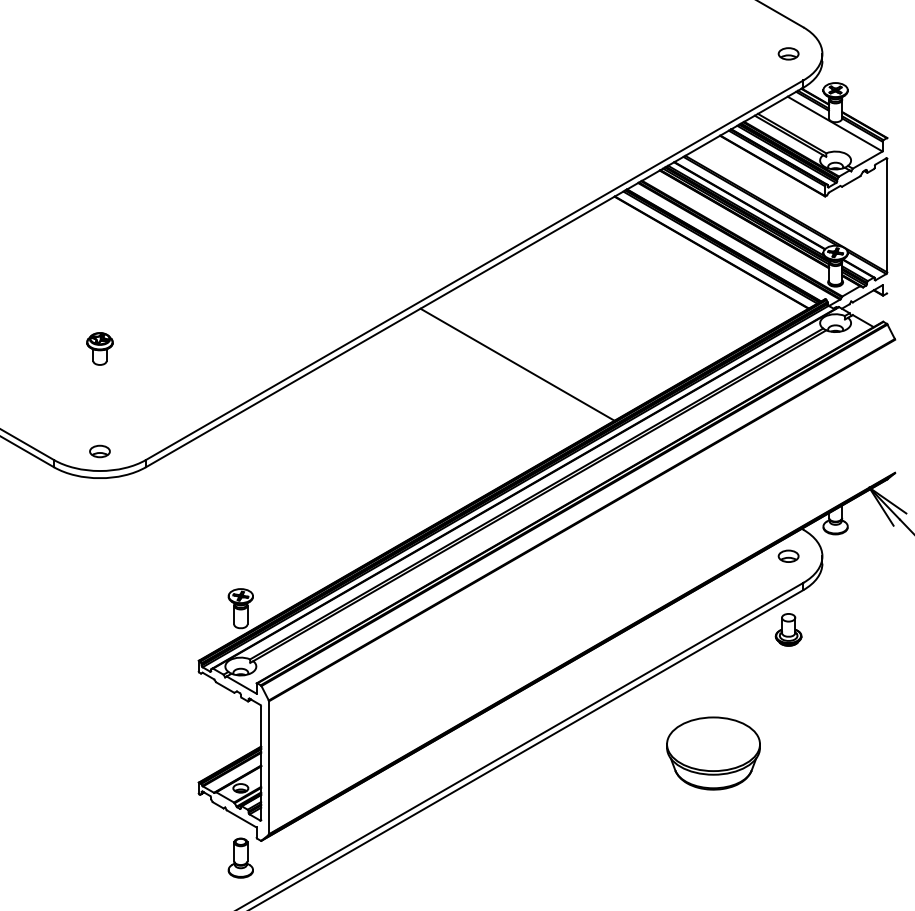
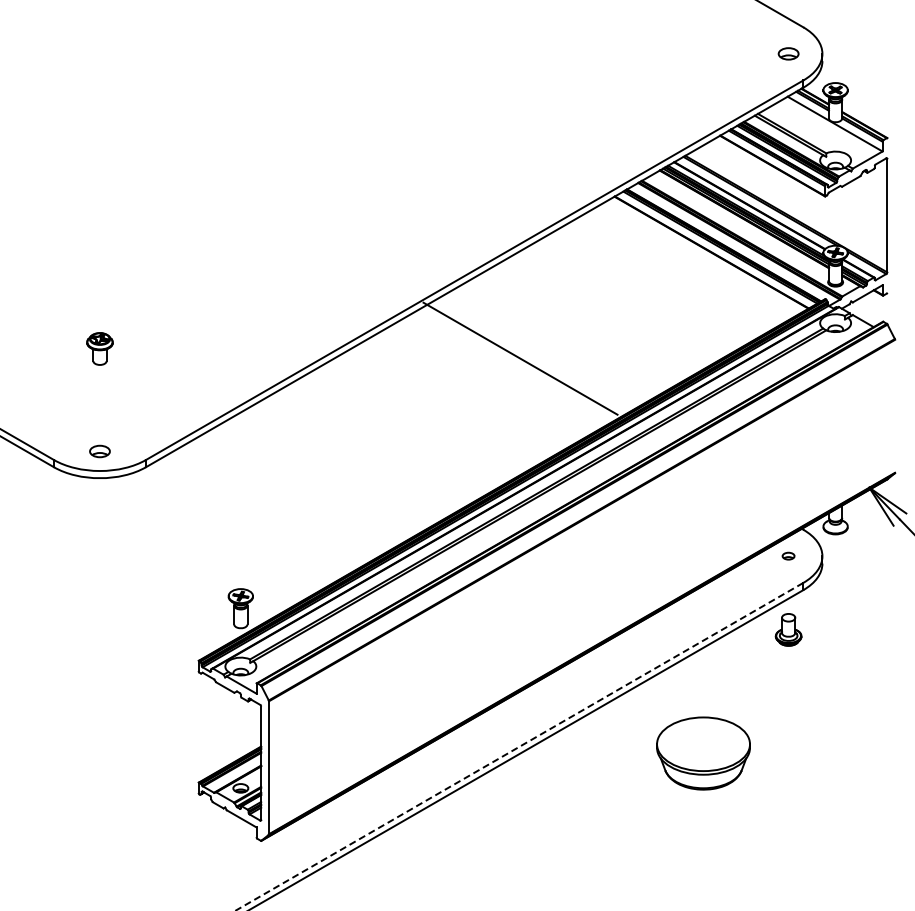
line position: (517, 364) -> (520, 358) (520, 358)
part size: 23x14 px -> 15x10 px (788, 555)
line: solid -> dashed (518, 747)
part position: (713, 753) -> (703, 753) (703, 753)
part: present -> none (240, 857)
